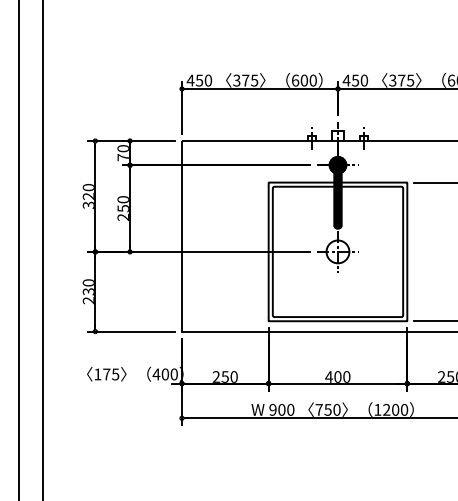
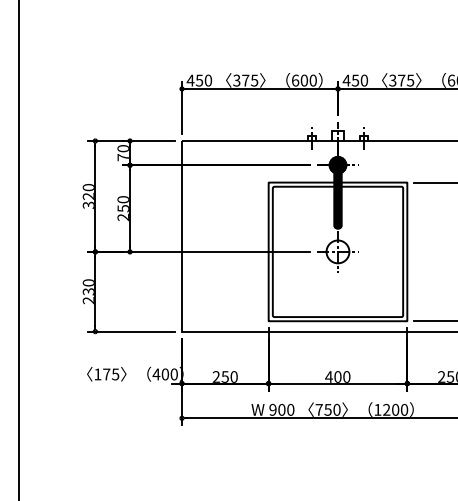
line: present -> none (43, 249)
